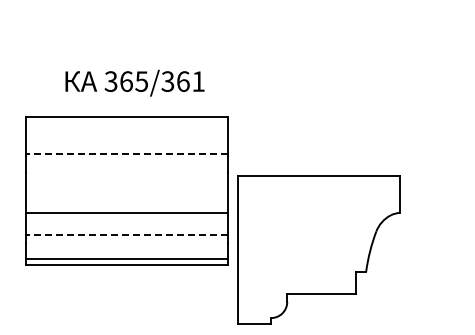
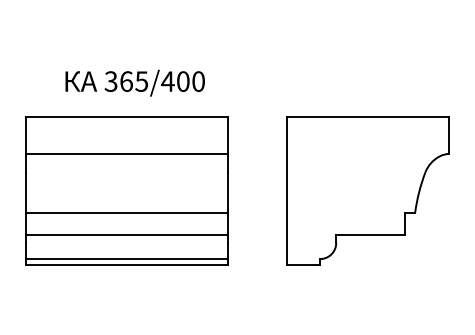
text: 365/361 -> 365/400 (182, 81)
line: dashed -> solid (126, 153)
line: dashed -> solid (126, 234)
part position: (318, 249) -> (367, 190) (367, 190)
